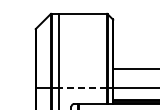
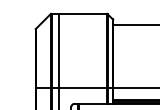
line position: (134, 68) -> (134, 24) (134, 24)
line: dashed -> solid (82, 88)
